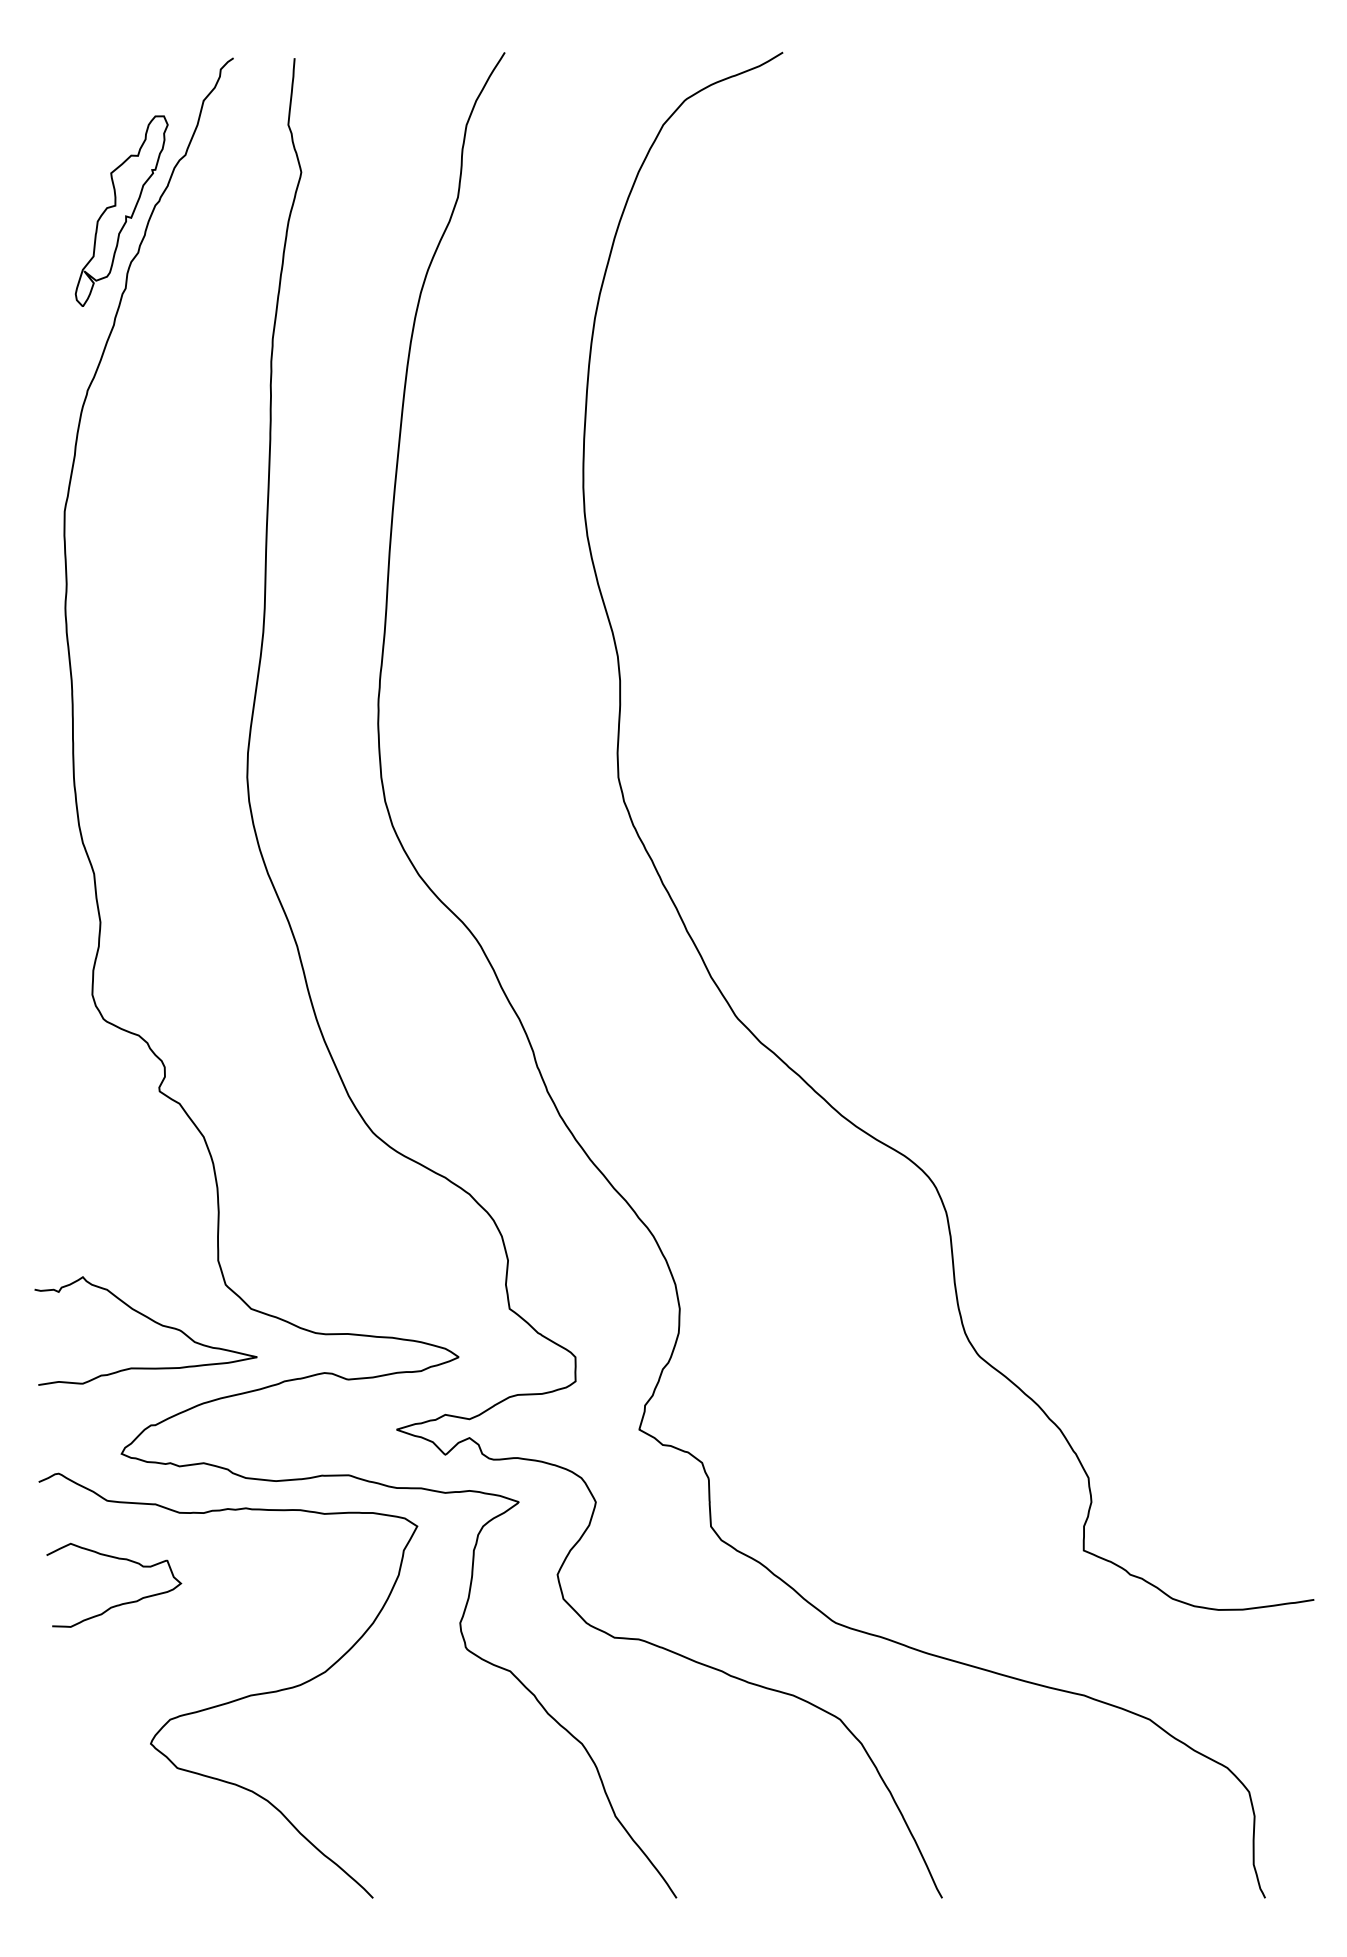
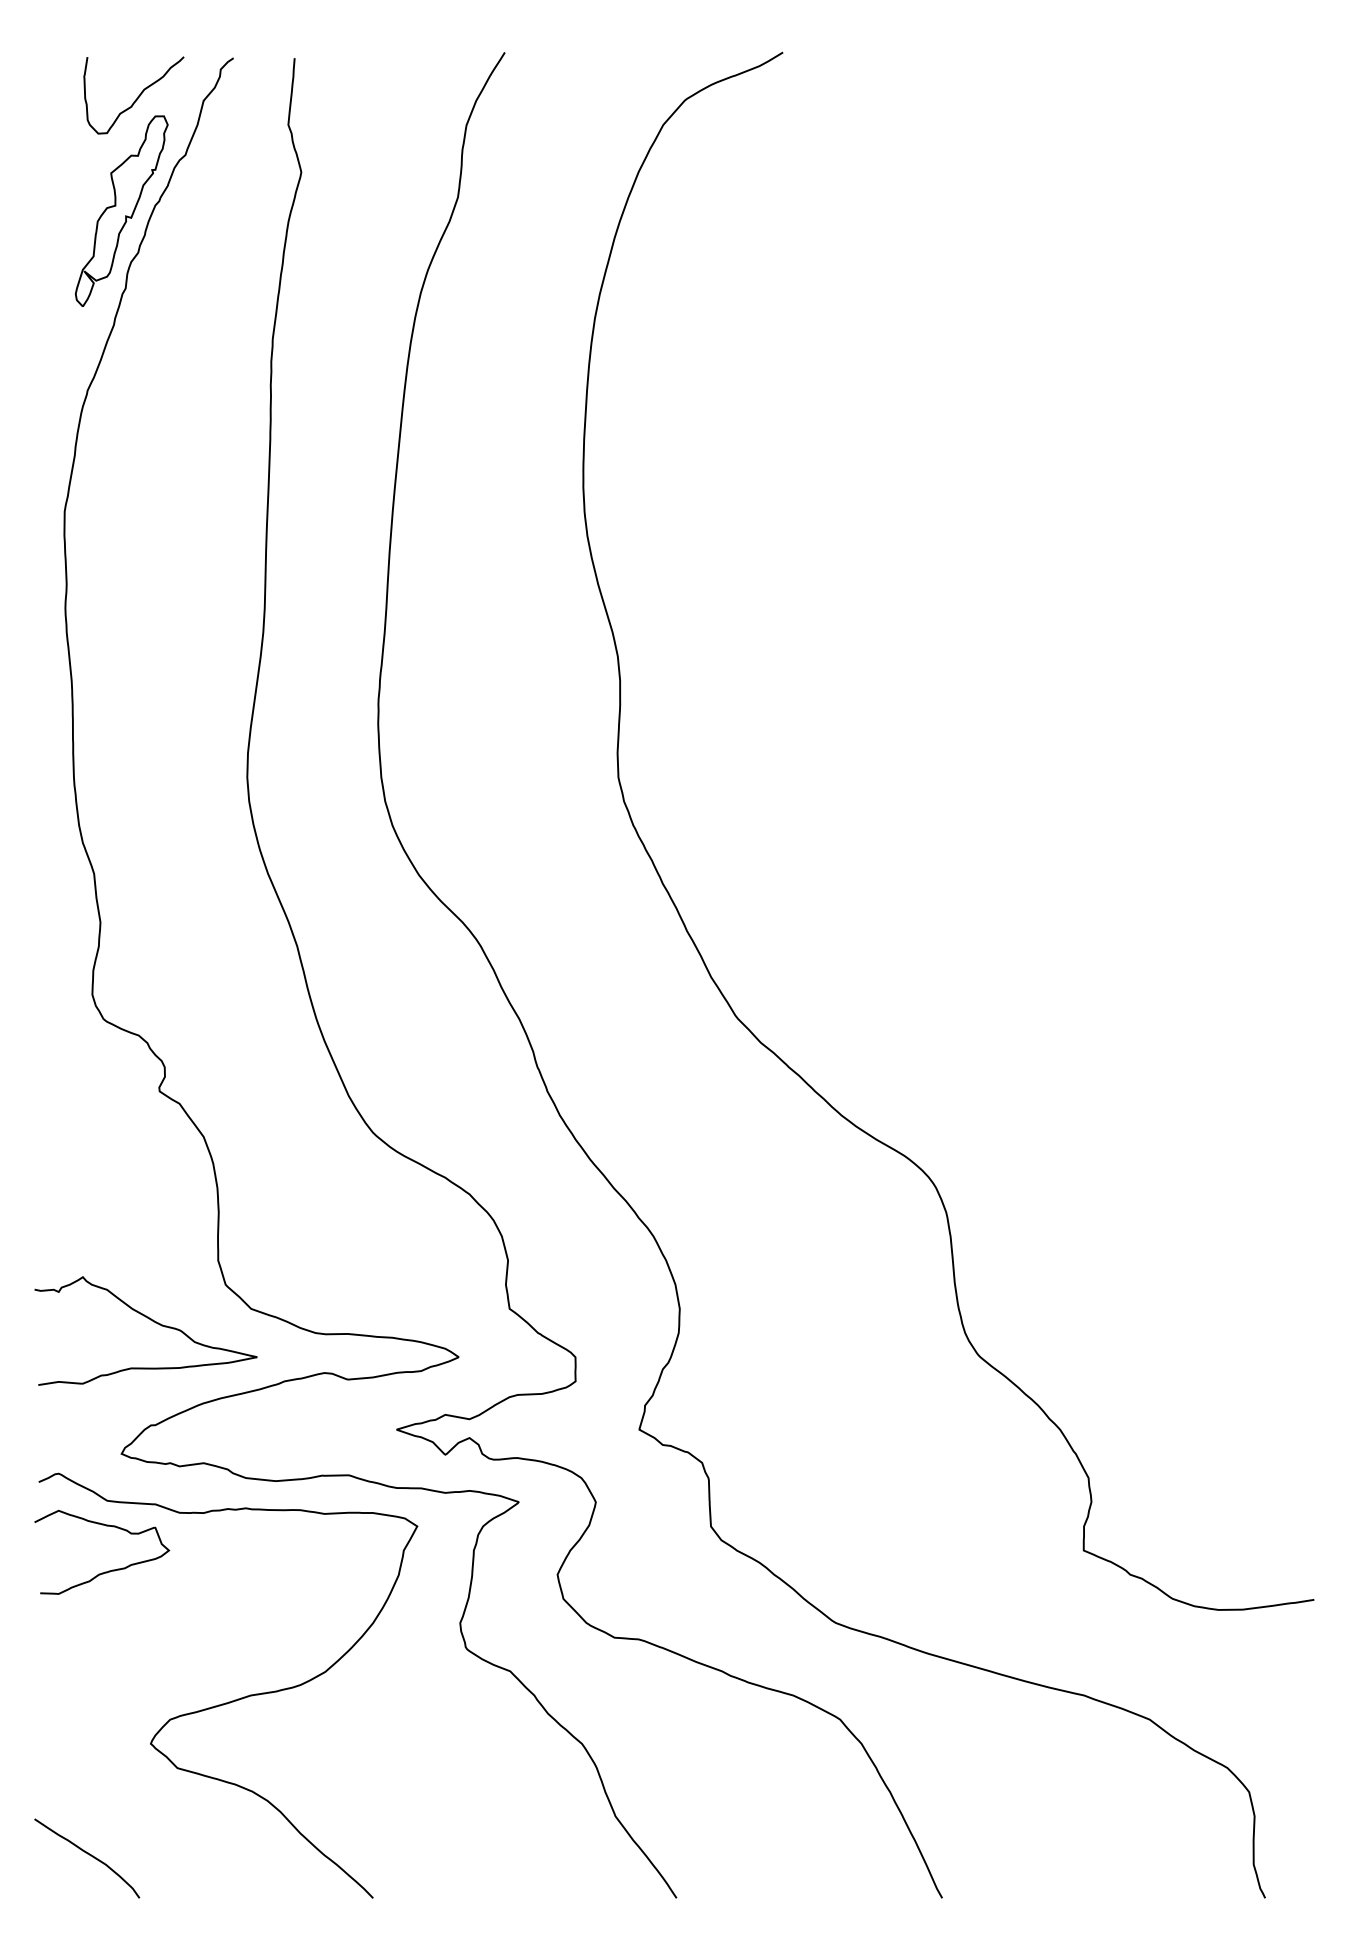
curve: none -> present (137, 96)
curve position: (120, 1603) -> (108, 1570) (108, 1570)
curve: none -> present (89, 1855)
